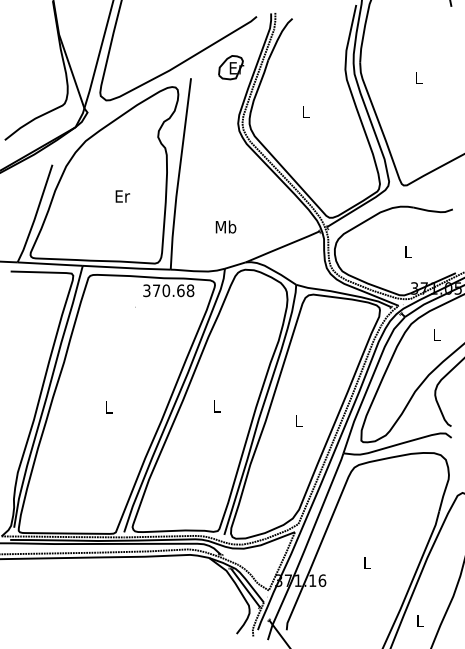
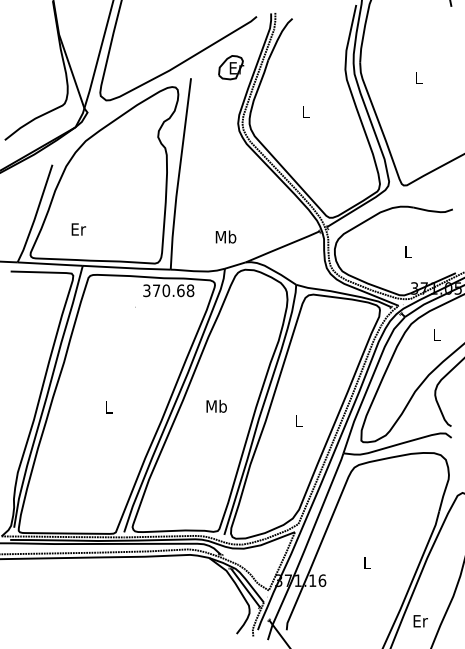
text position: (122, 196) -> (78, 229) (78, 229)
text position: (225, 226) -> (225, 236) (225, 236)
text: L -> Mb (216, 405)
text: L -> Er (420, 621)
